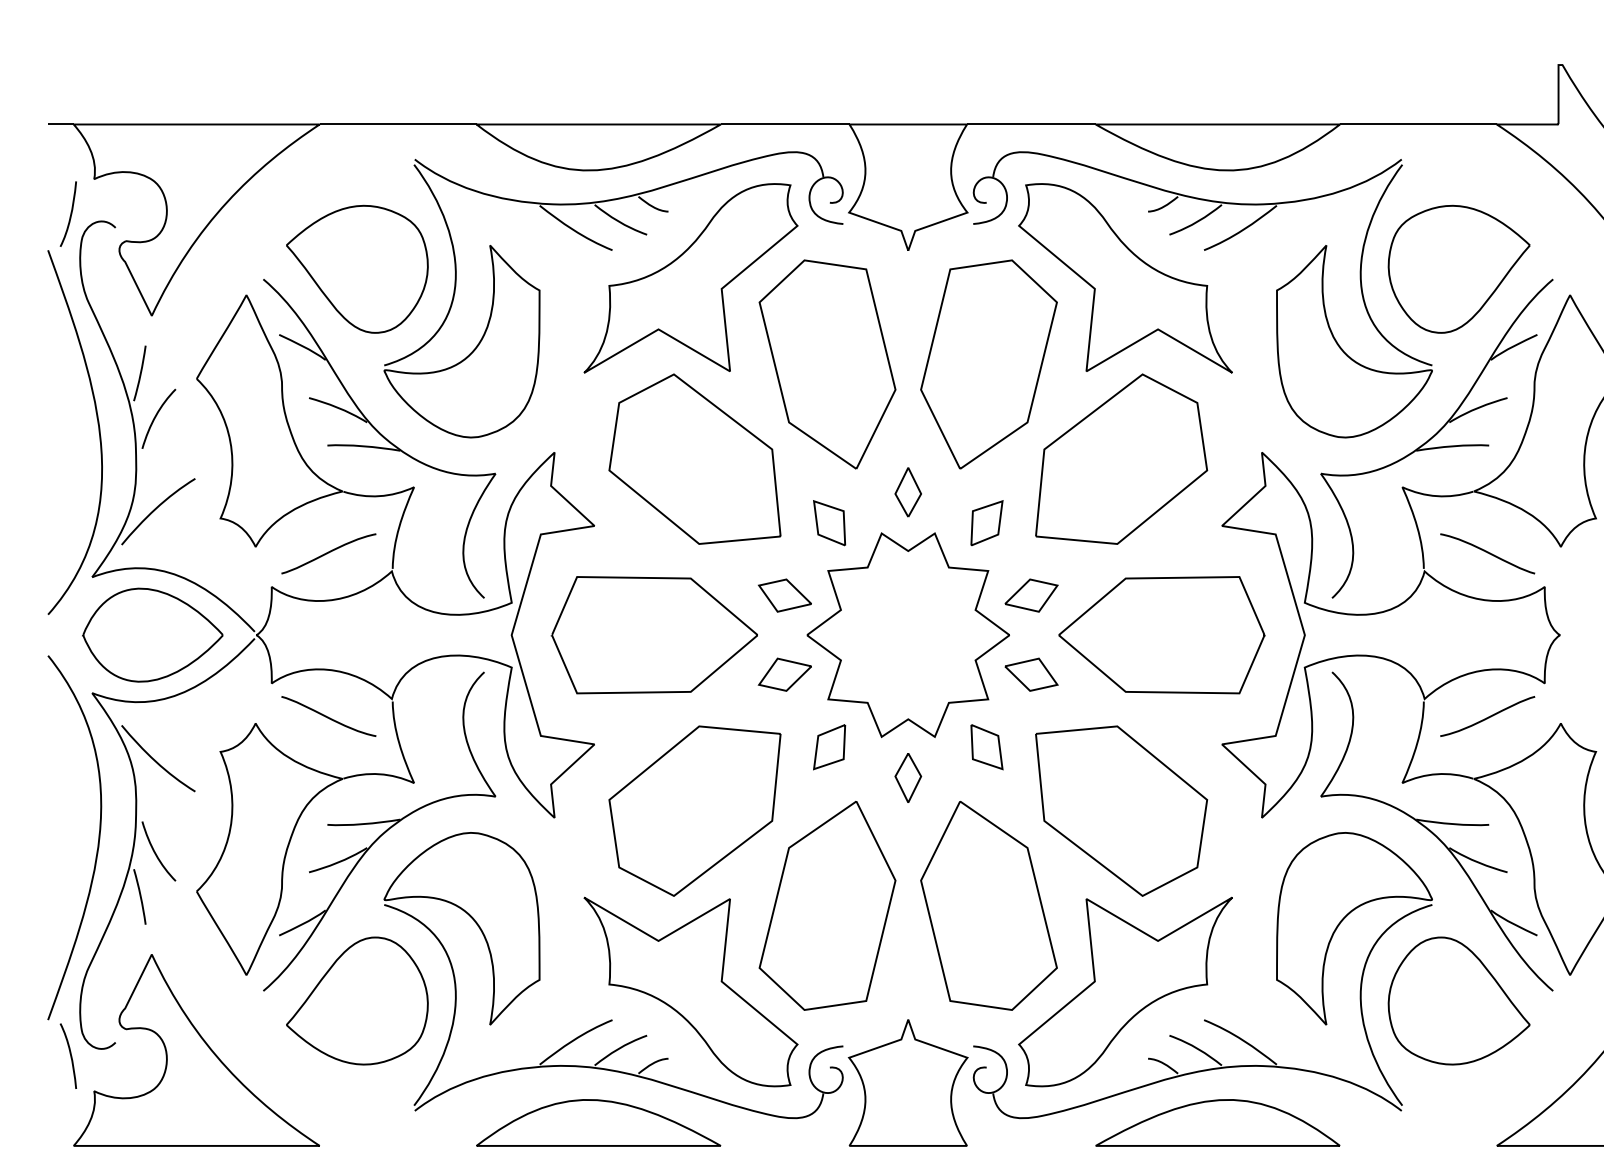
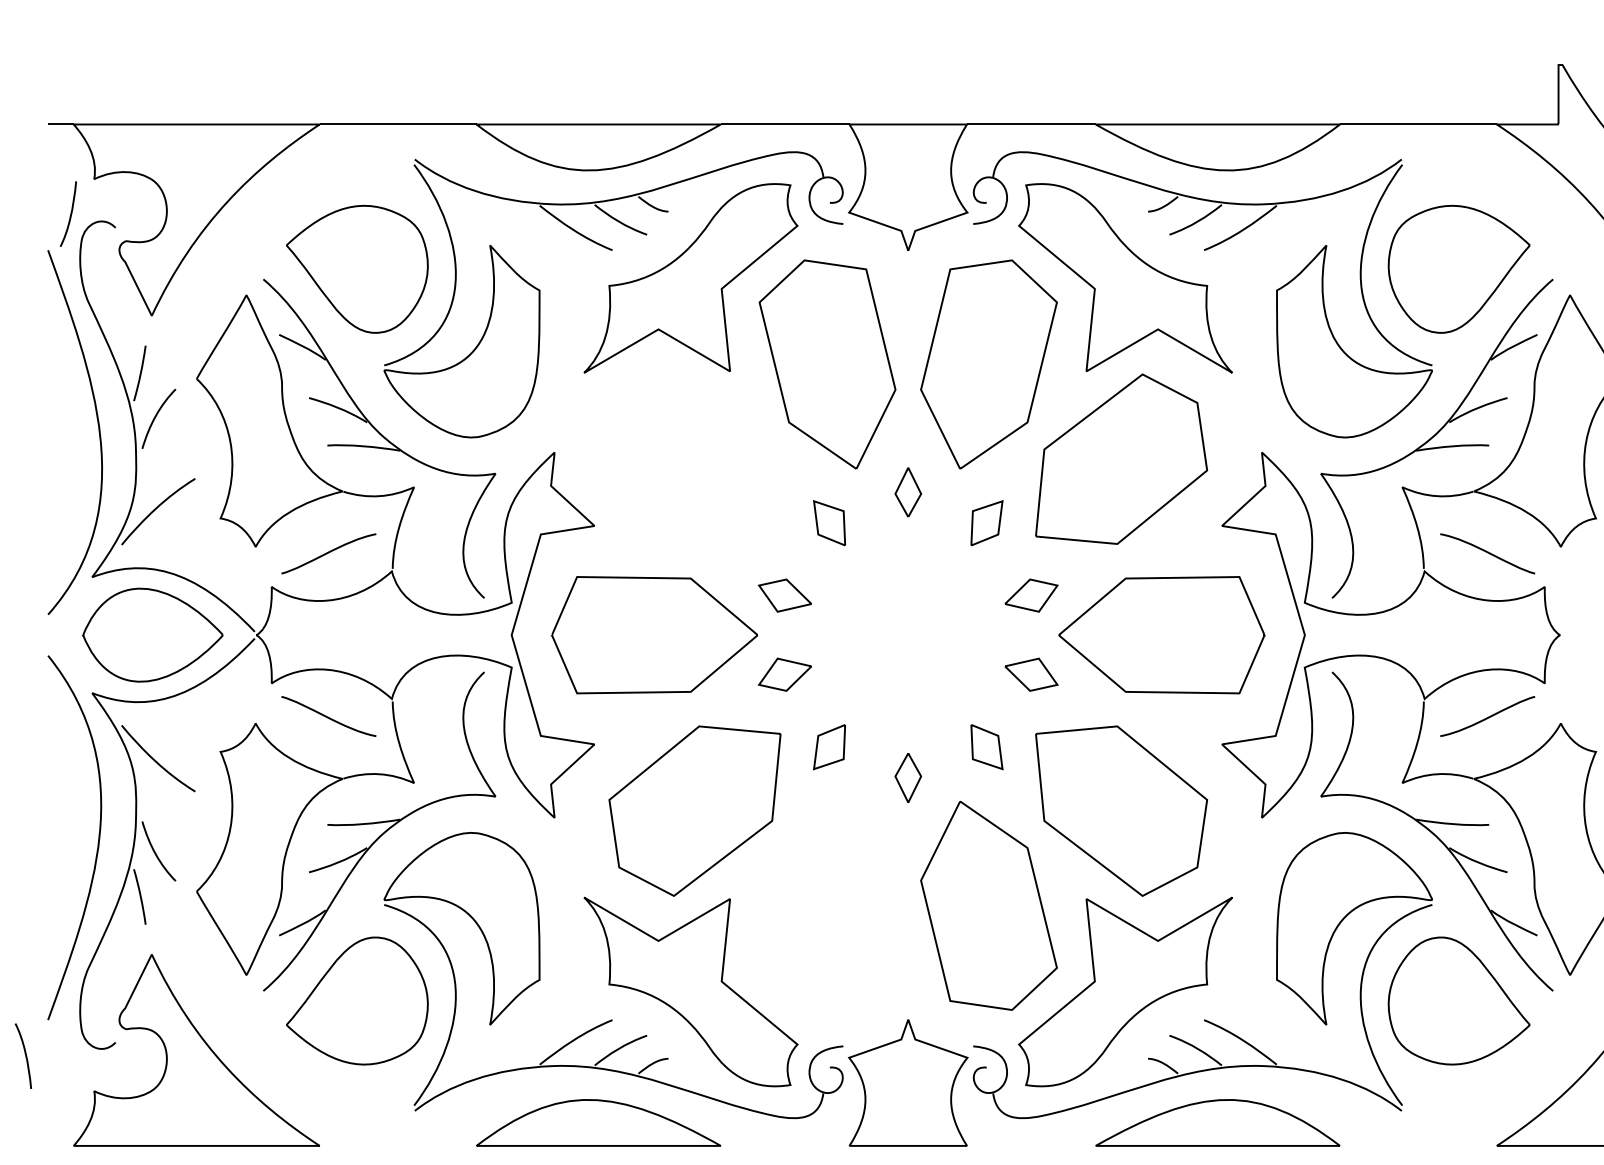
part: present -> none (694, 458)
part: present -> none (907, 634)
part: present -> none (827, 905)
curve position: (69, 1053) -> (24, 1053) (24, 1053)
